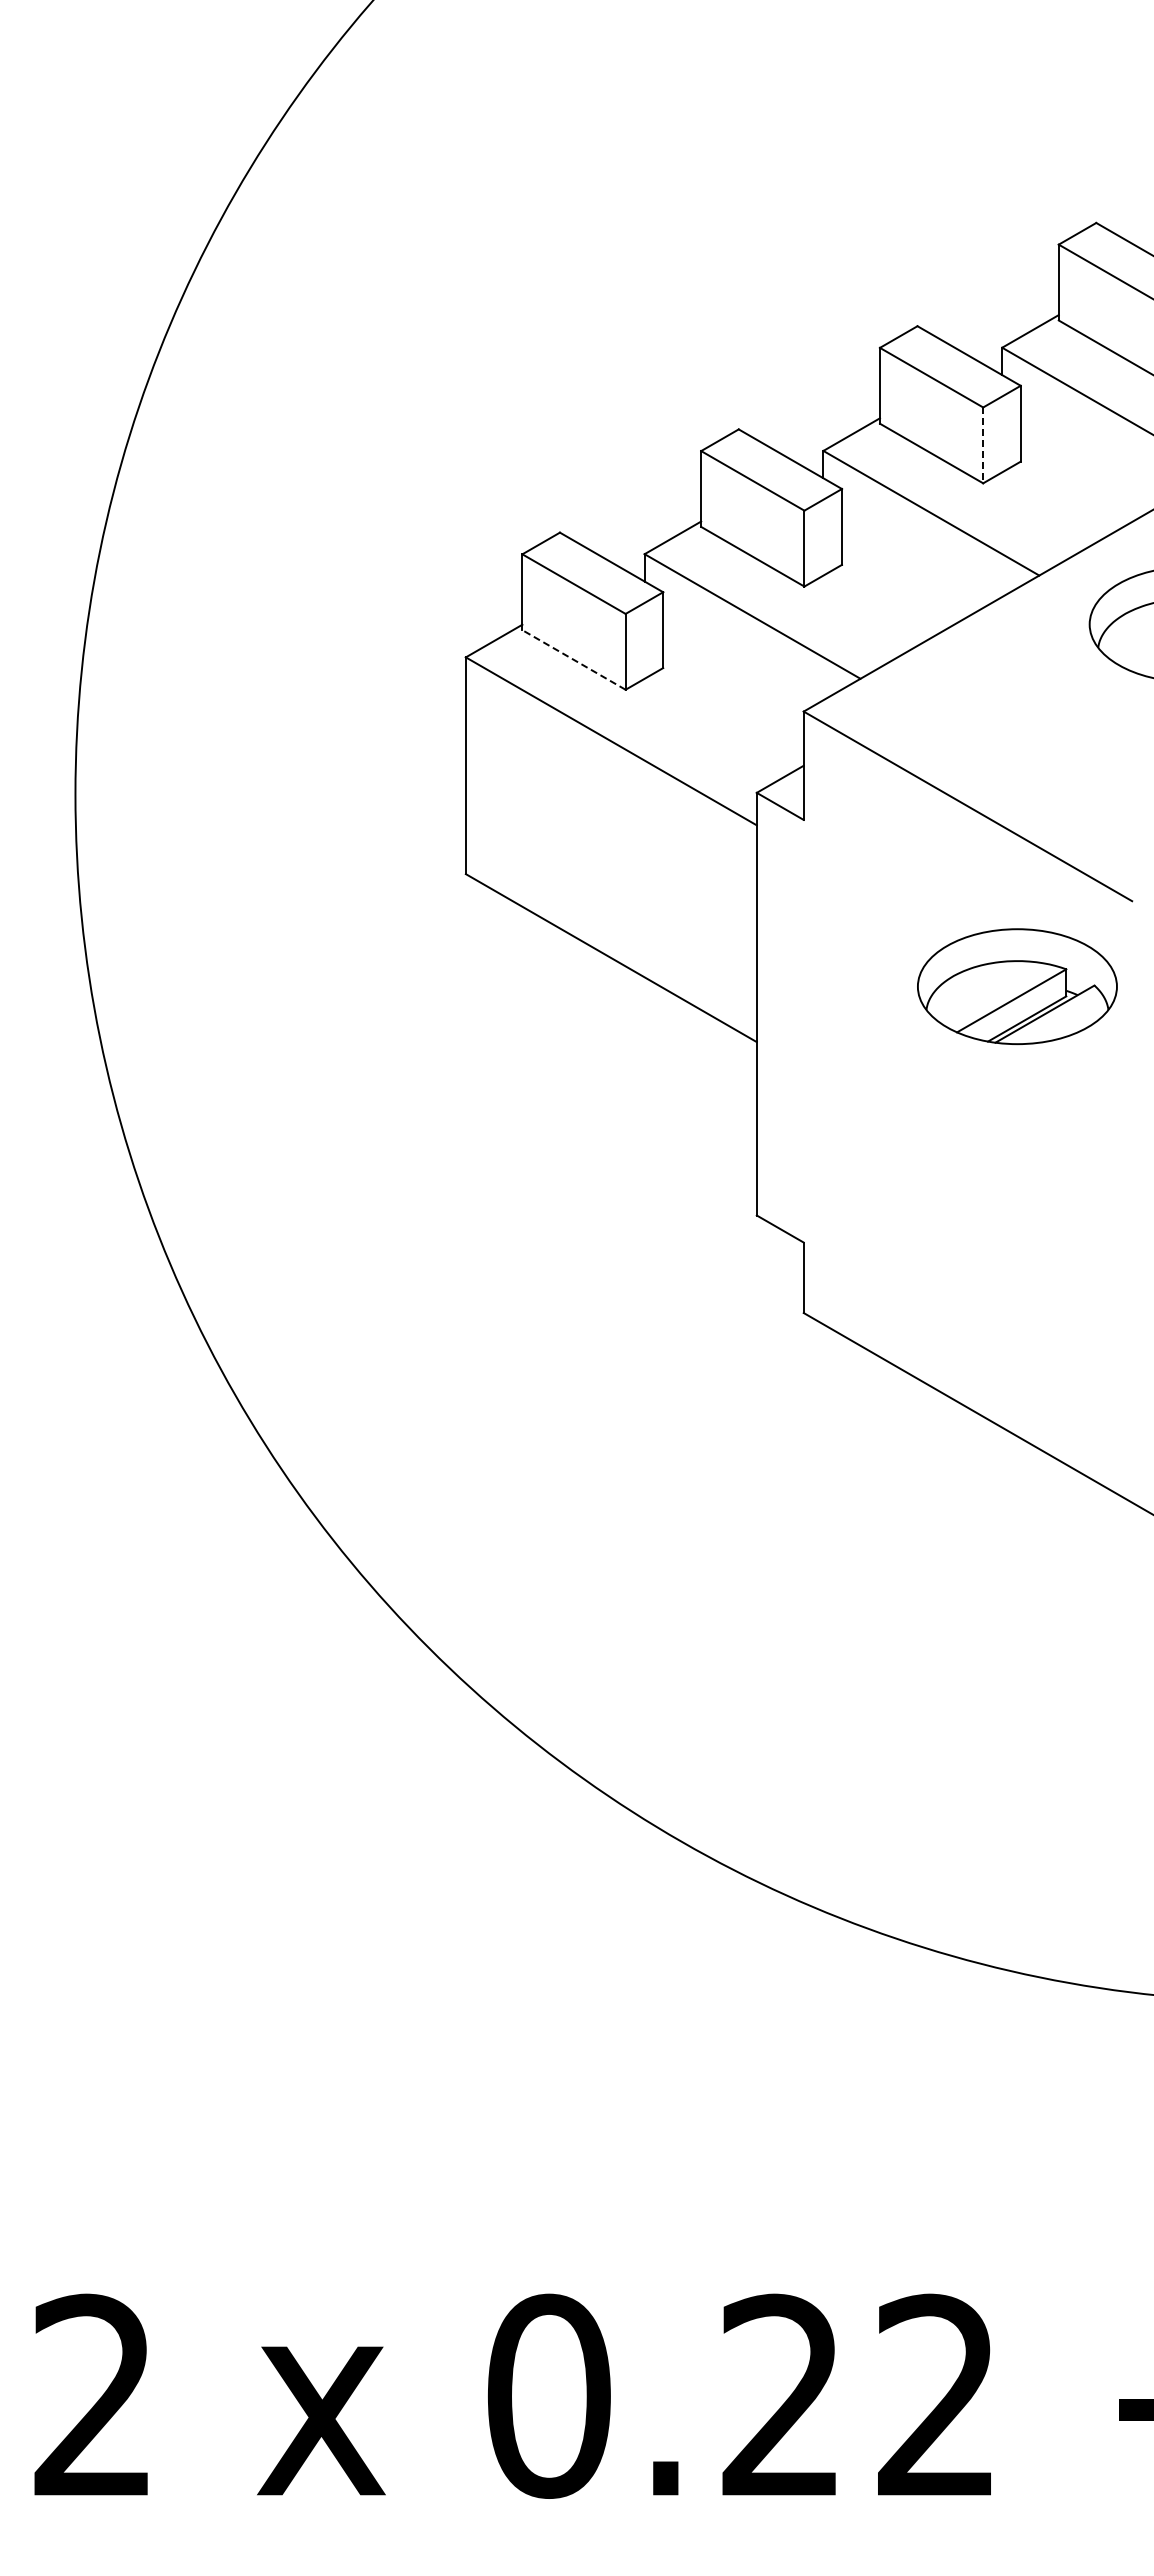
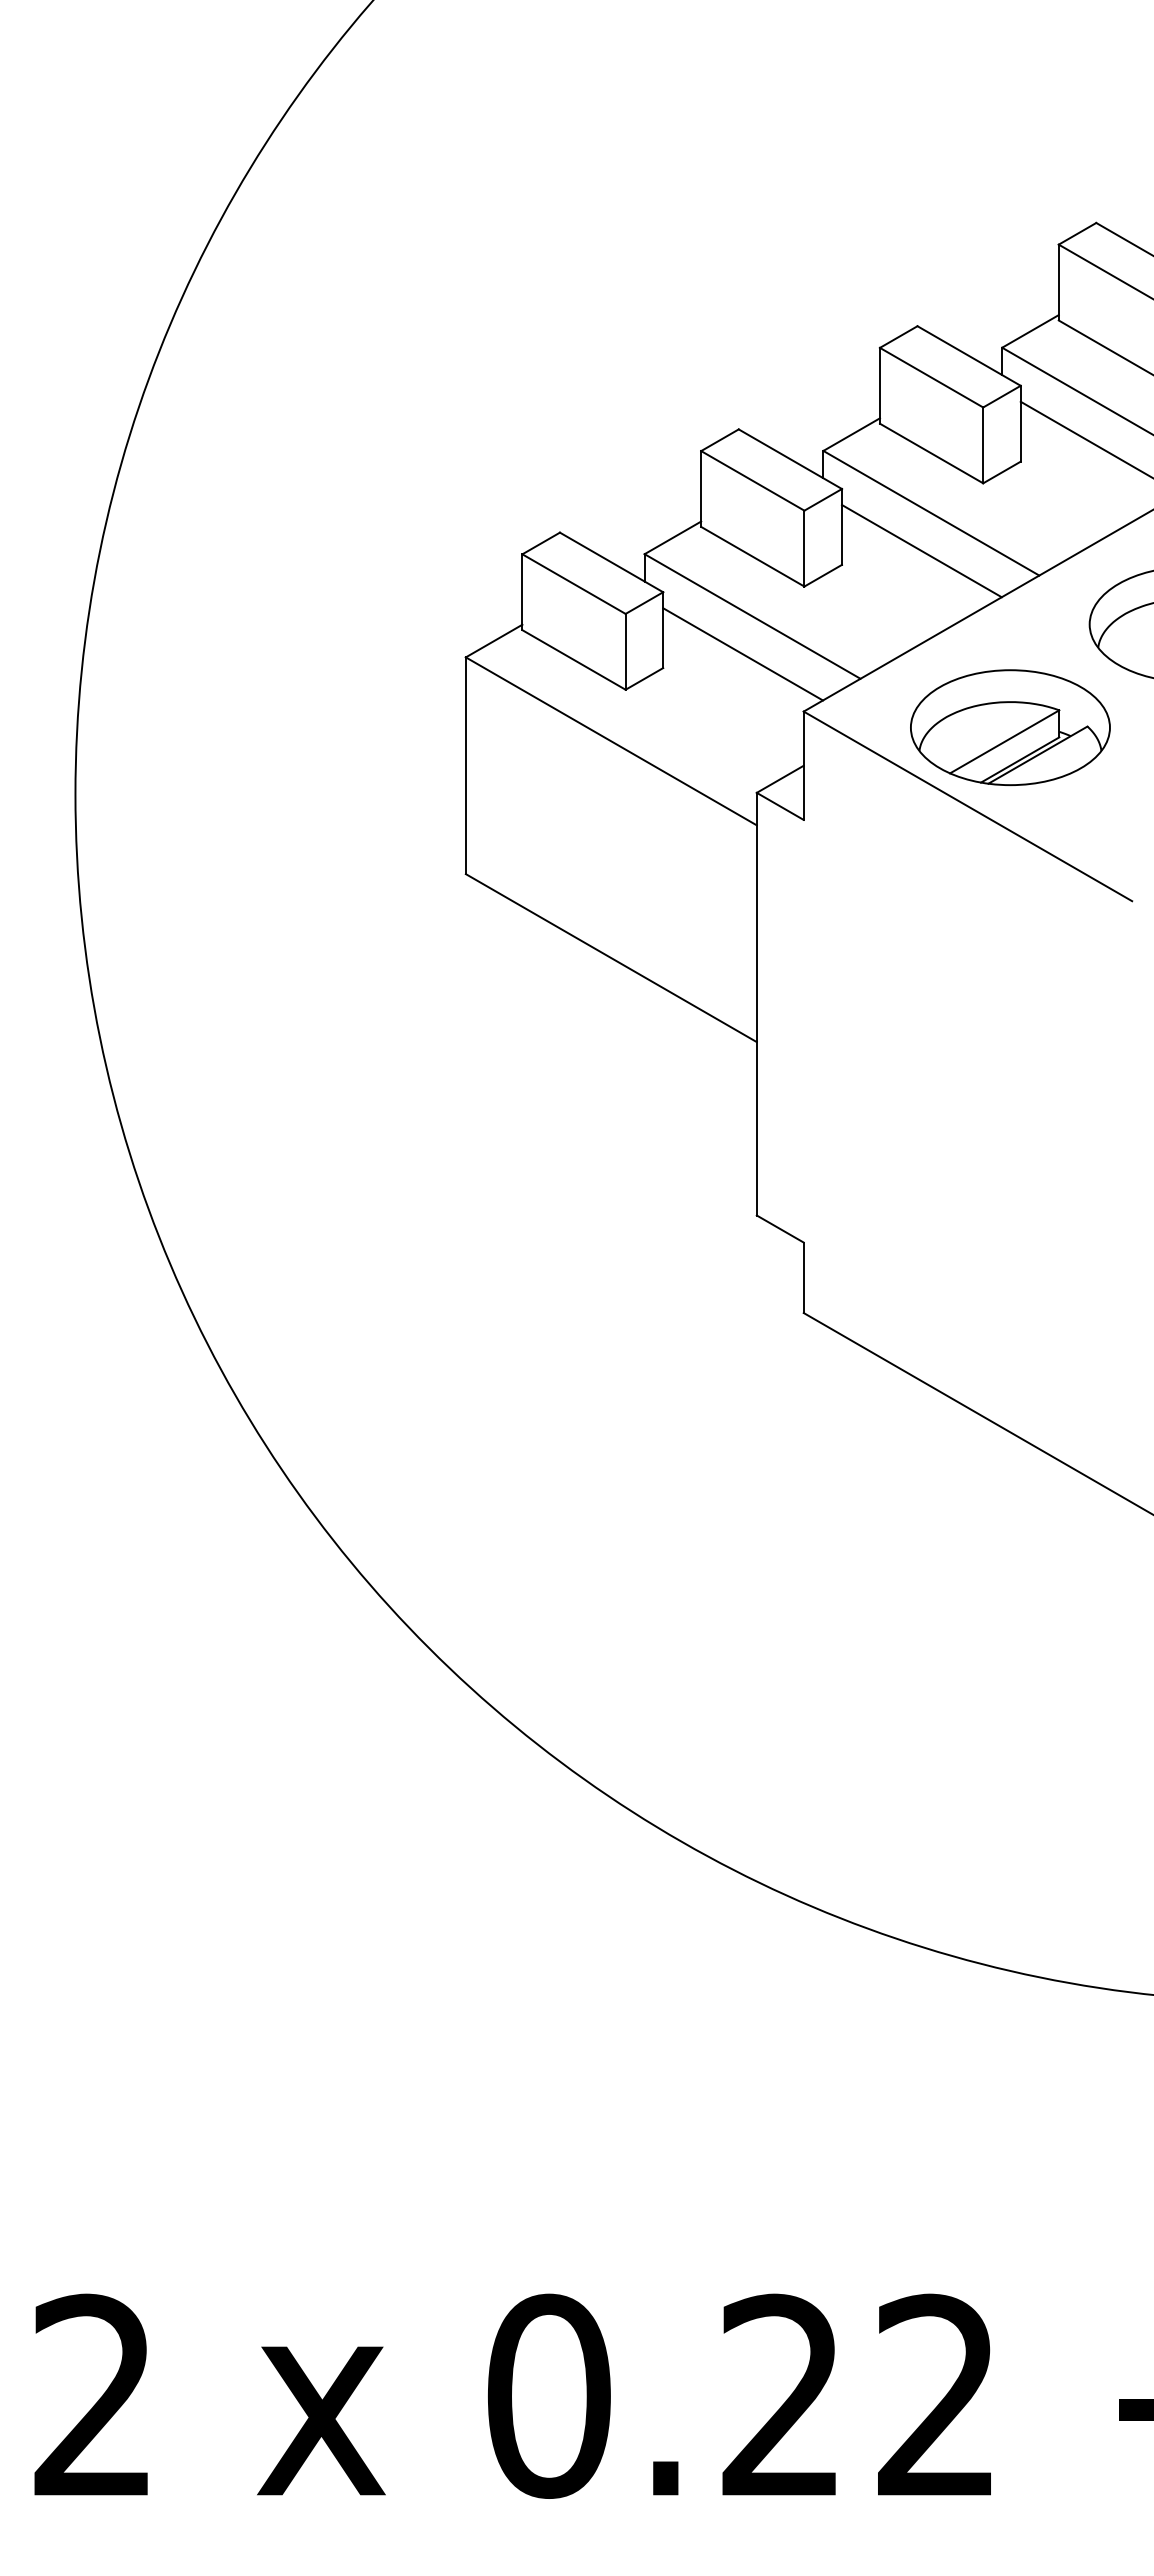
line: none -> present (1085, 438)
line: dashed -> solid (983, 445)
line: none -> present (921, 551)
line: none -> present (742, 654)
line: dashed -> solid (574, 659)
part position: (1017, 986) -> (1010, 727) (1010, 727)
